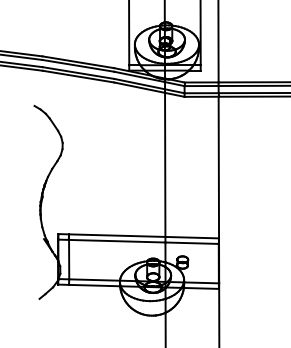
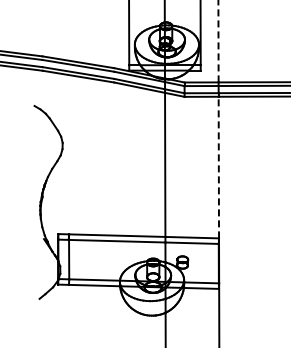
line: solid -> dashed (218, 40)
line: solid -> dashed (218, 167)
